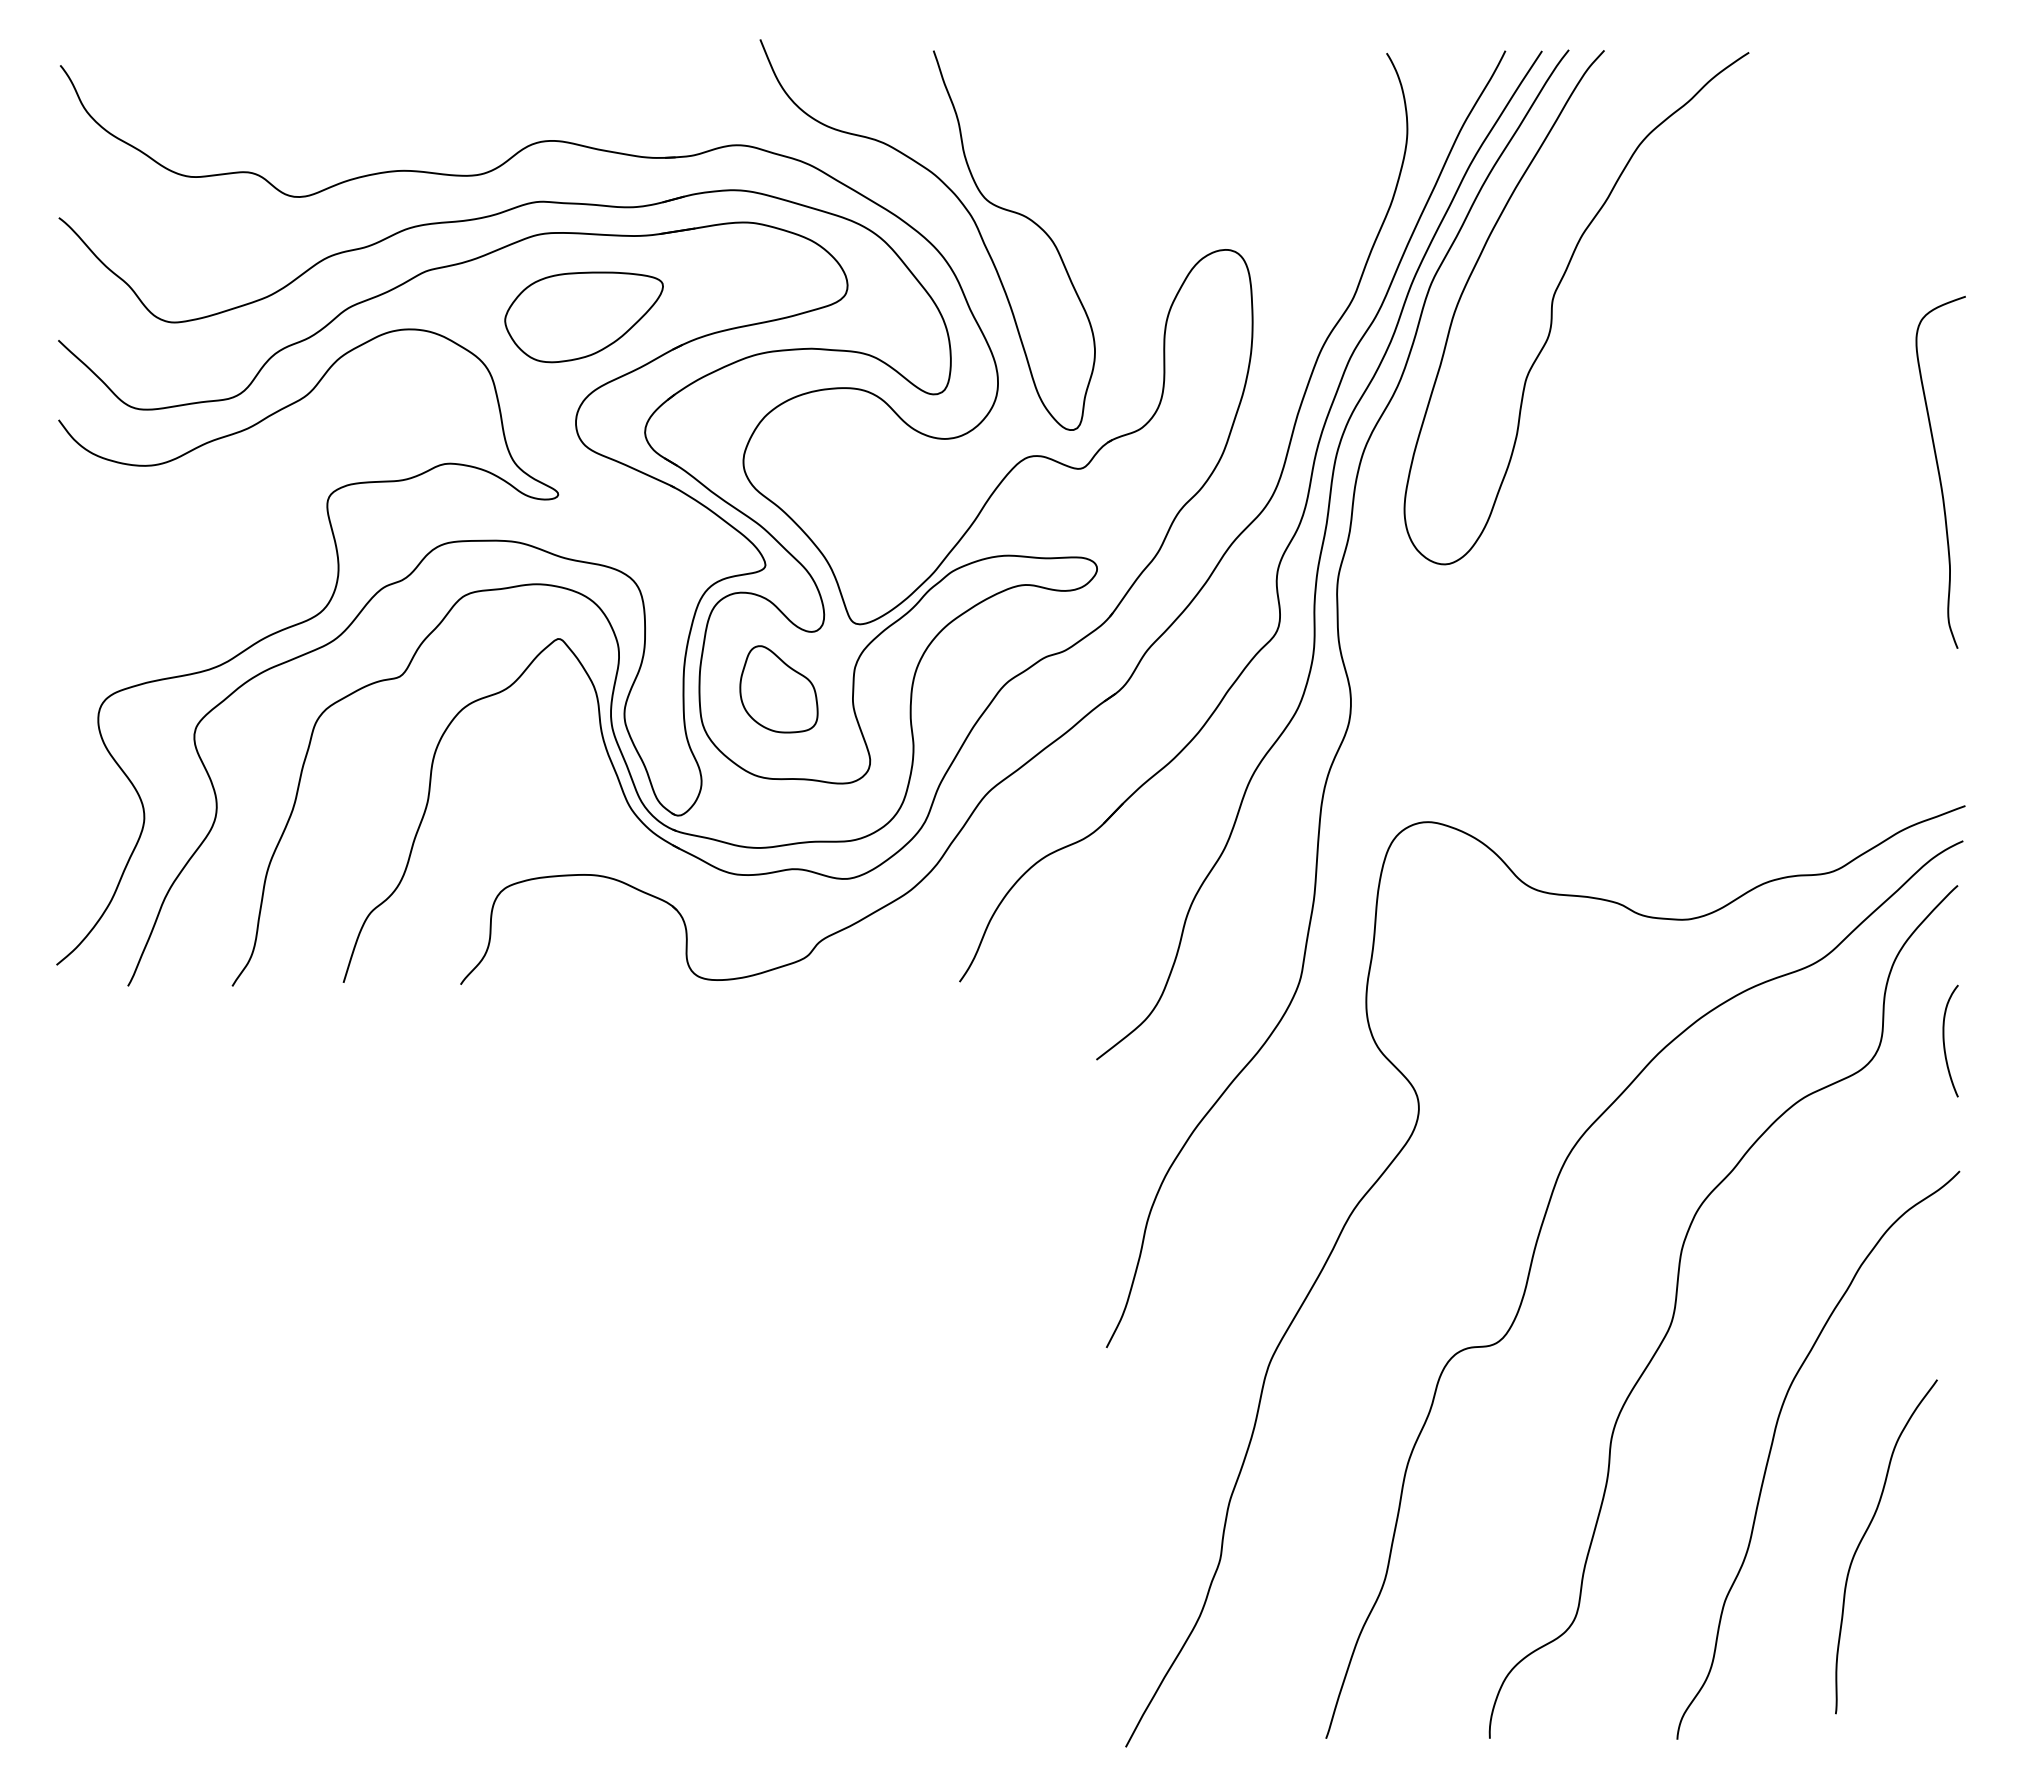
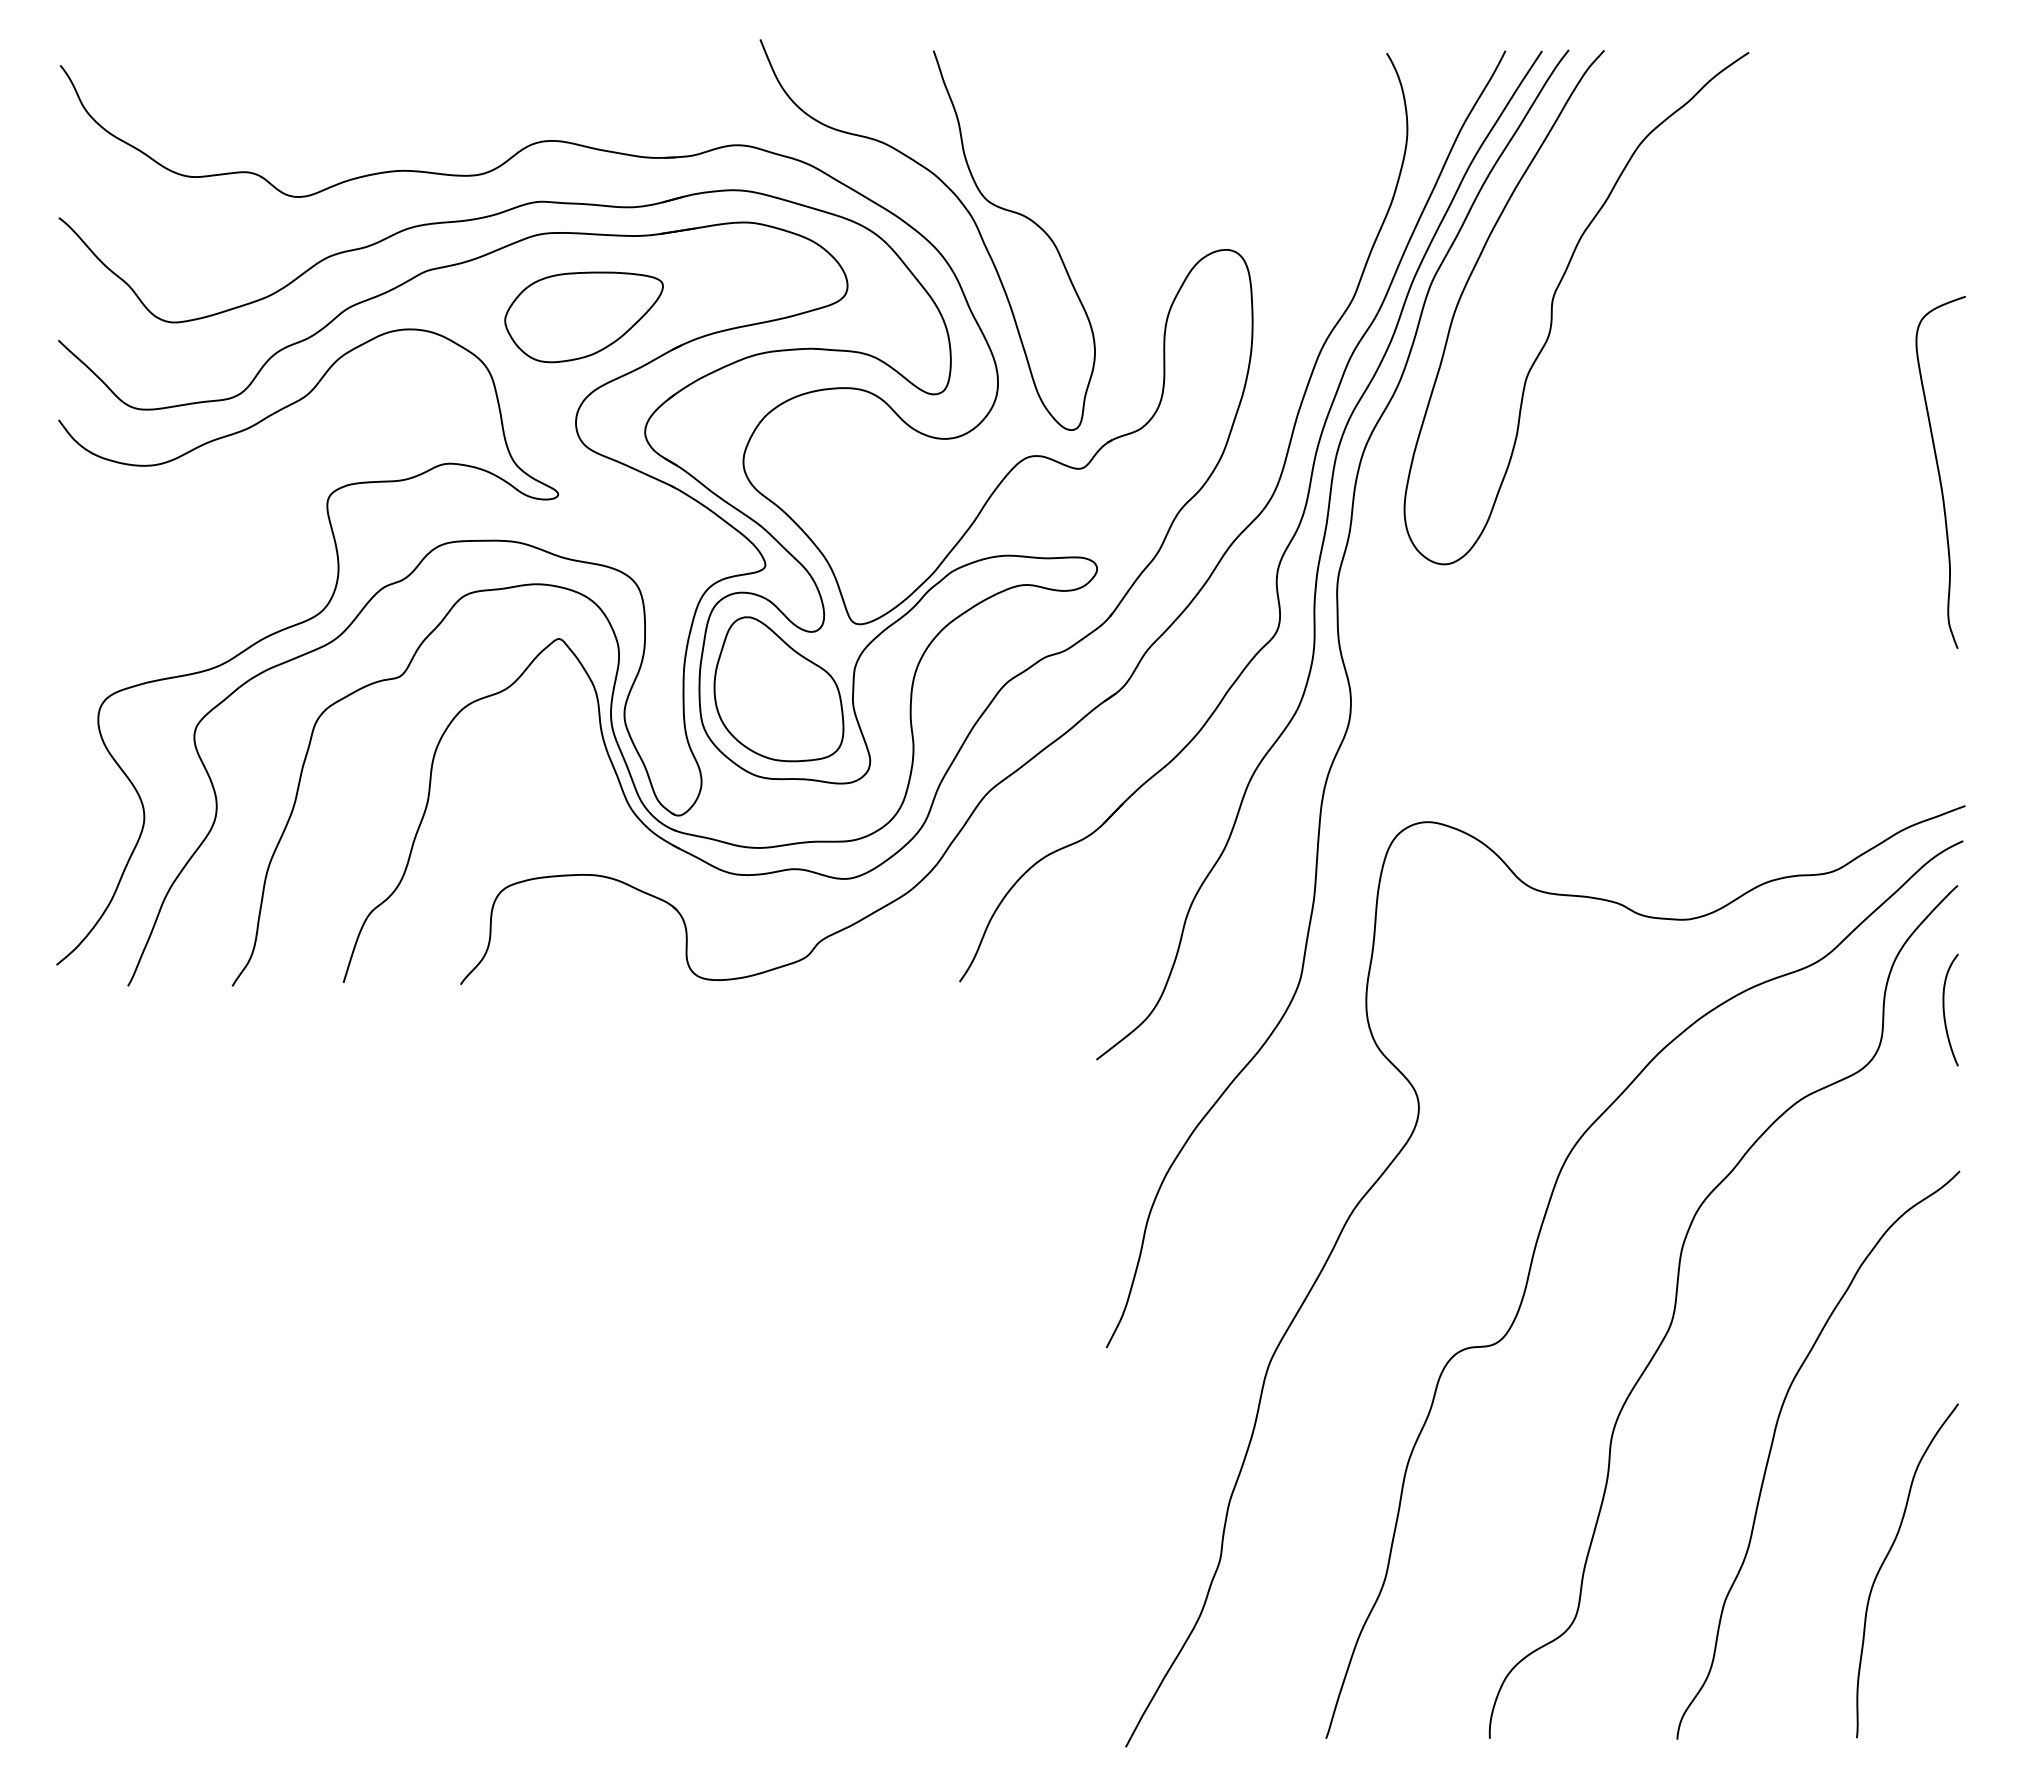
part size: 80x89 px -> 132x147 px (778, 689)
curve position: (1944, 1040) -> (1944, 1009) (1944, 1009)
curve position: (1866, 1533) -> (1887, 1557) (1887, 1557)
